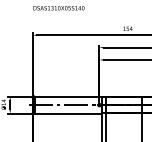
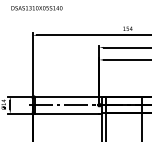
text position: (58, 8) -> (36, 8) (36, 8)
